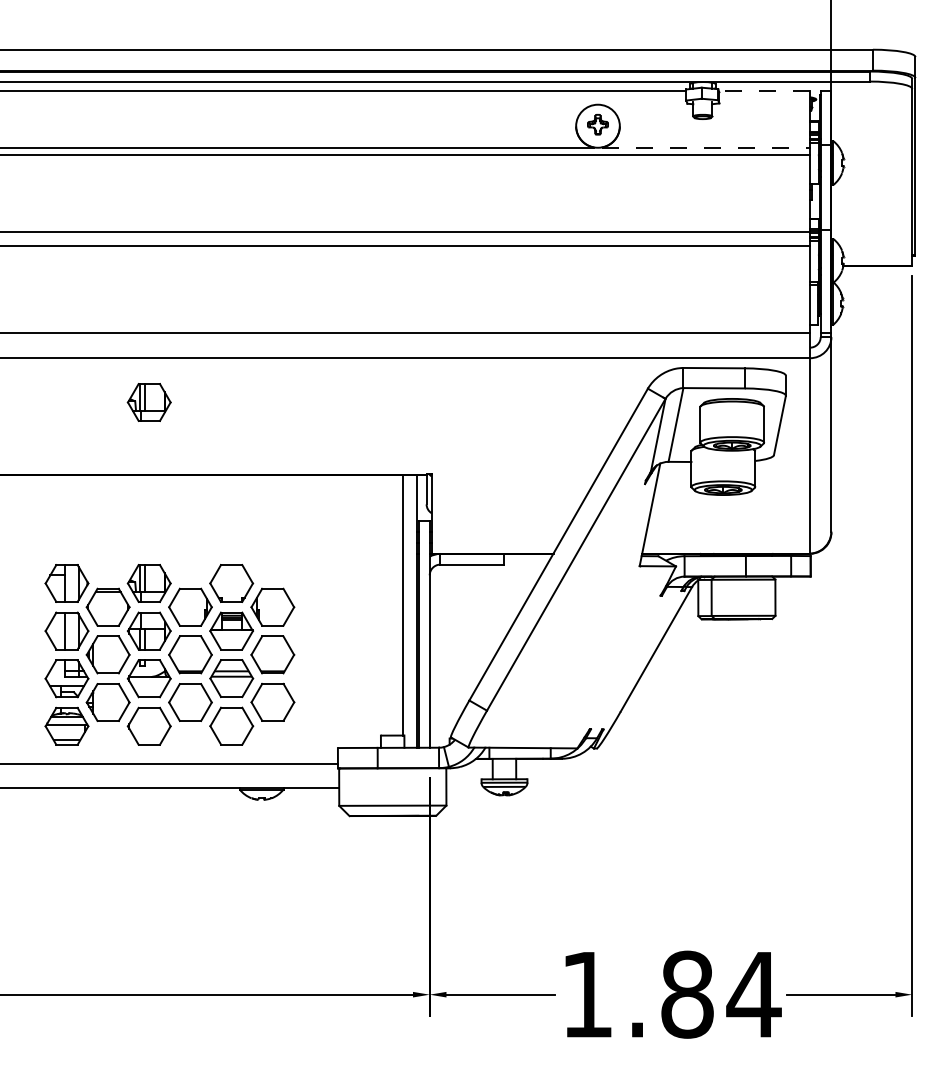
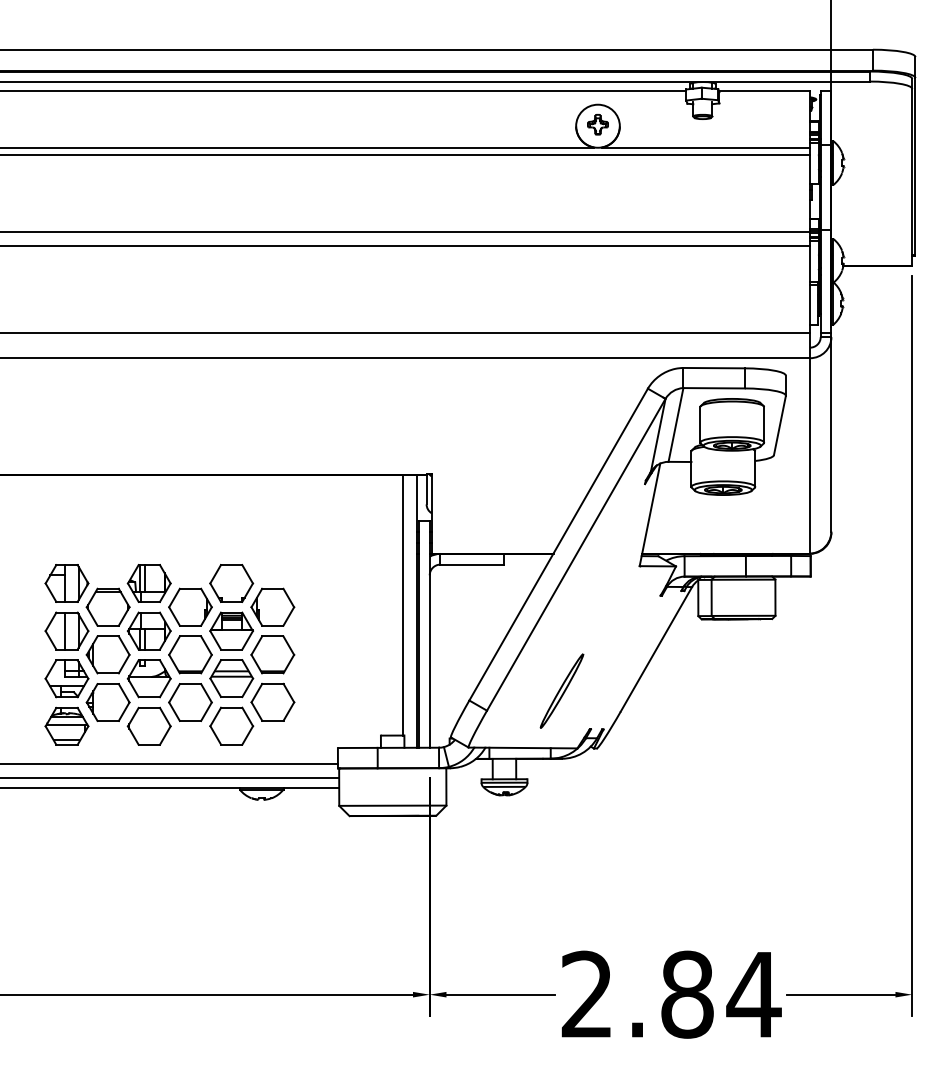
line: dashed -> solid (764, 90)
line: dashed -> solid (706, 147)
part: present -> none (148, 402)
part: none -> present (561, 690)
line: none -> present (170, 777)
text: 1.84 -> 2.84 (586, 993)
